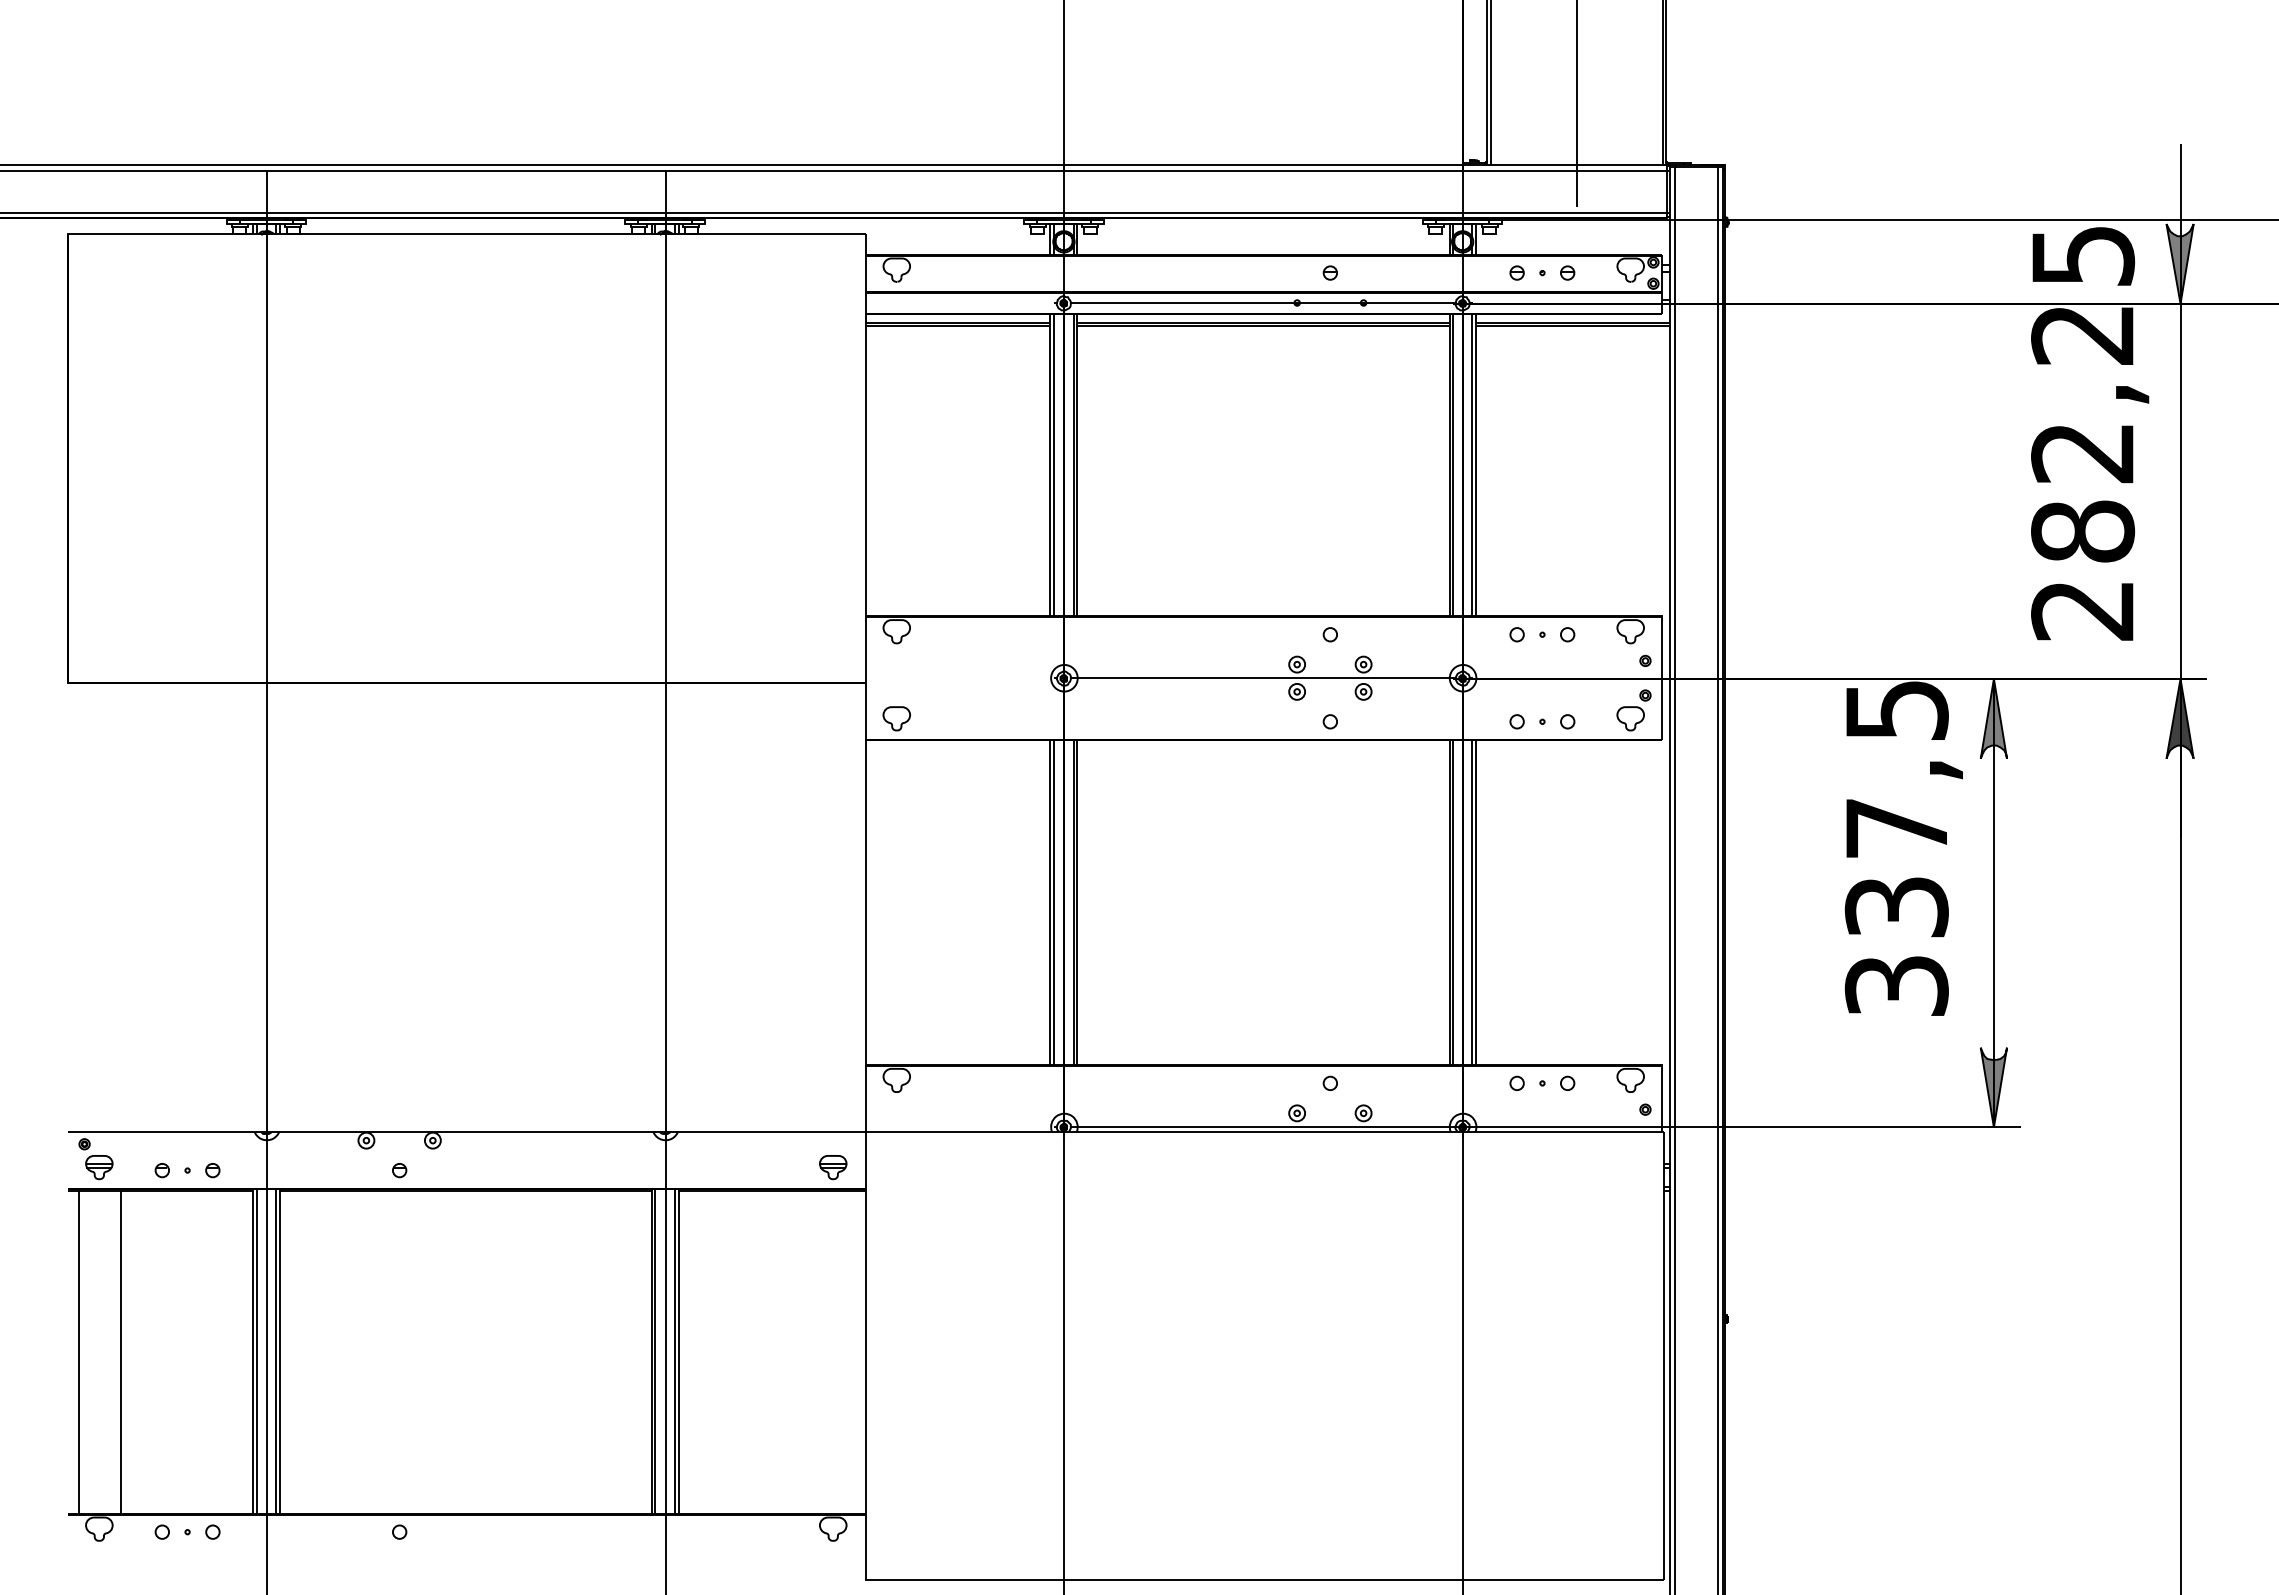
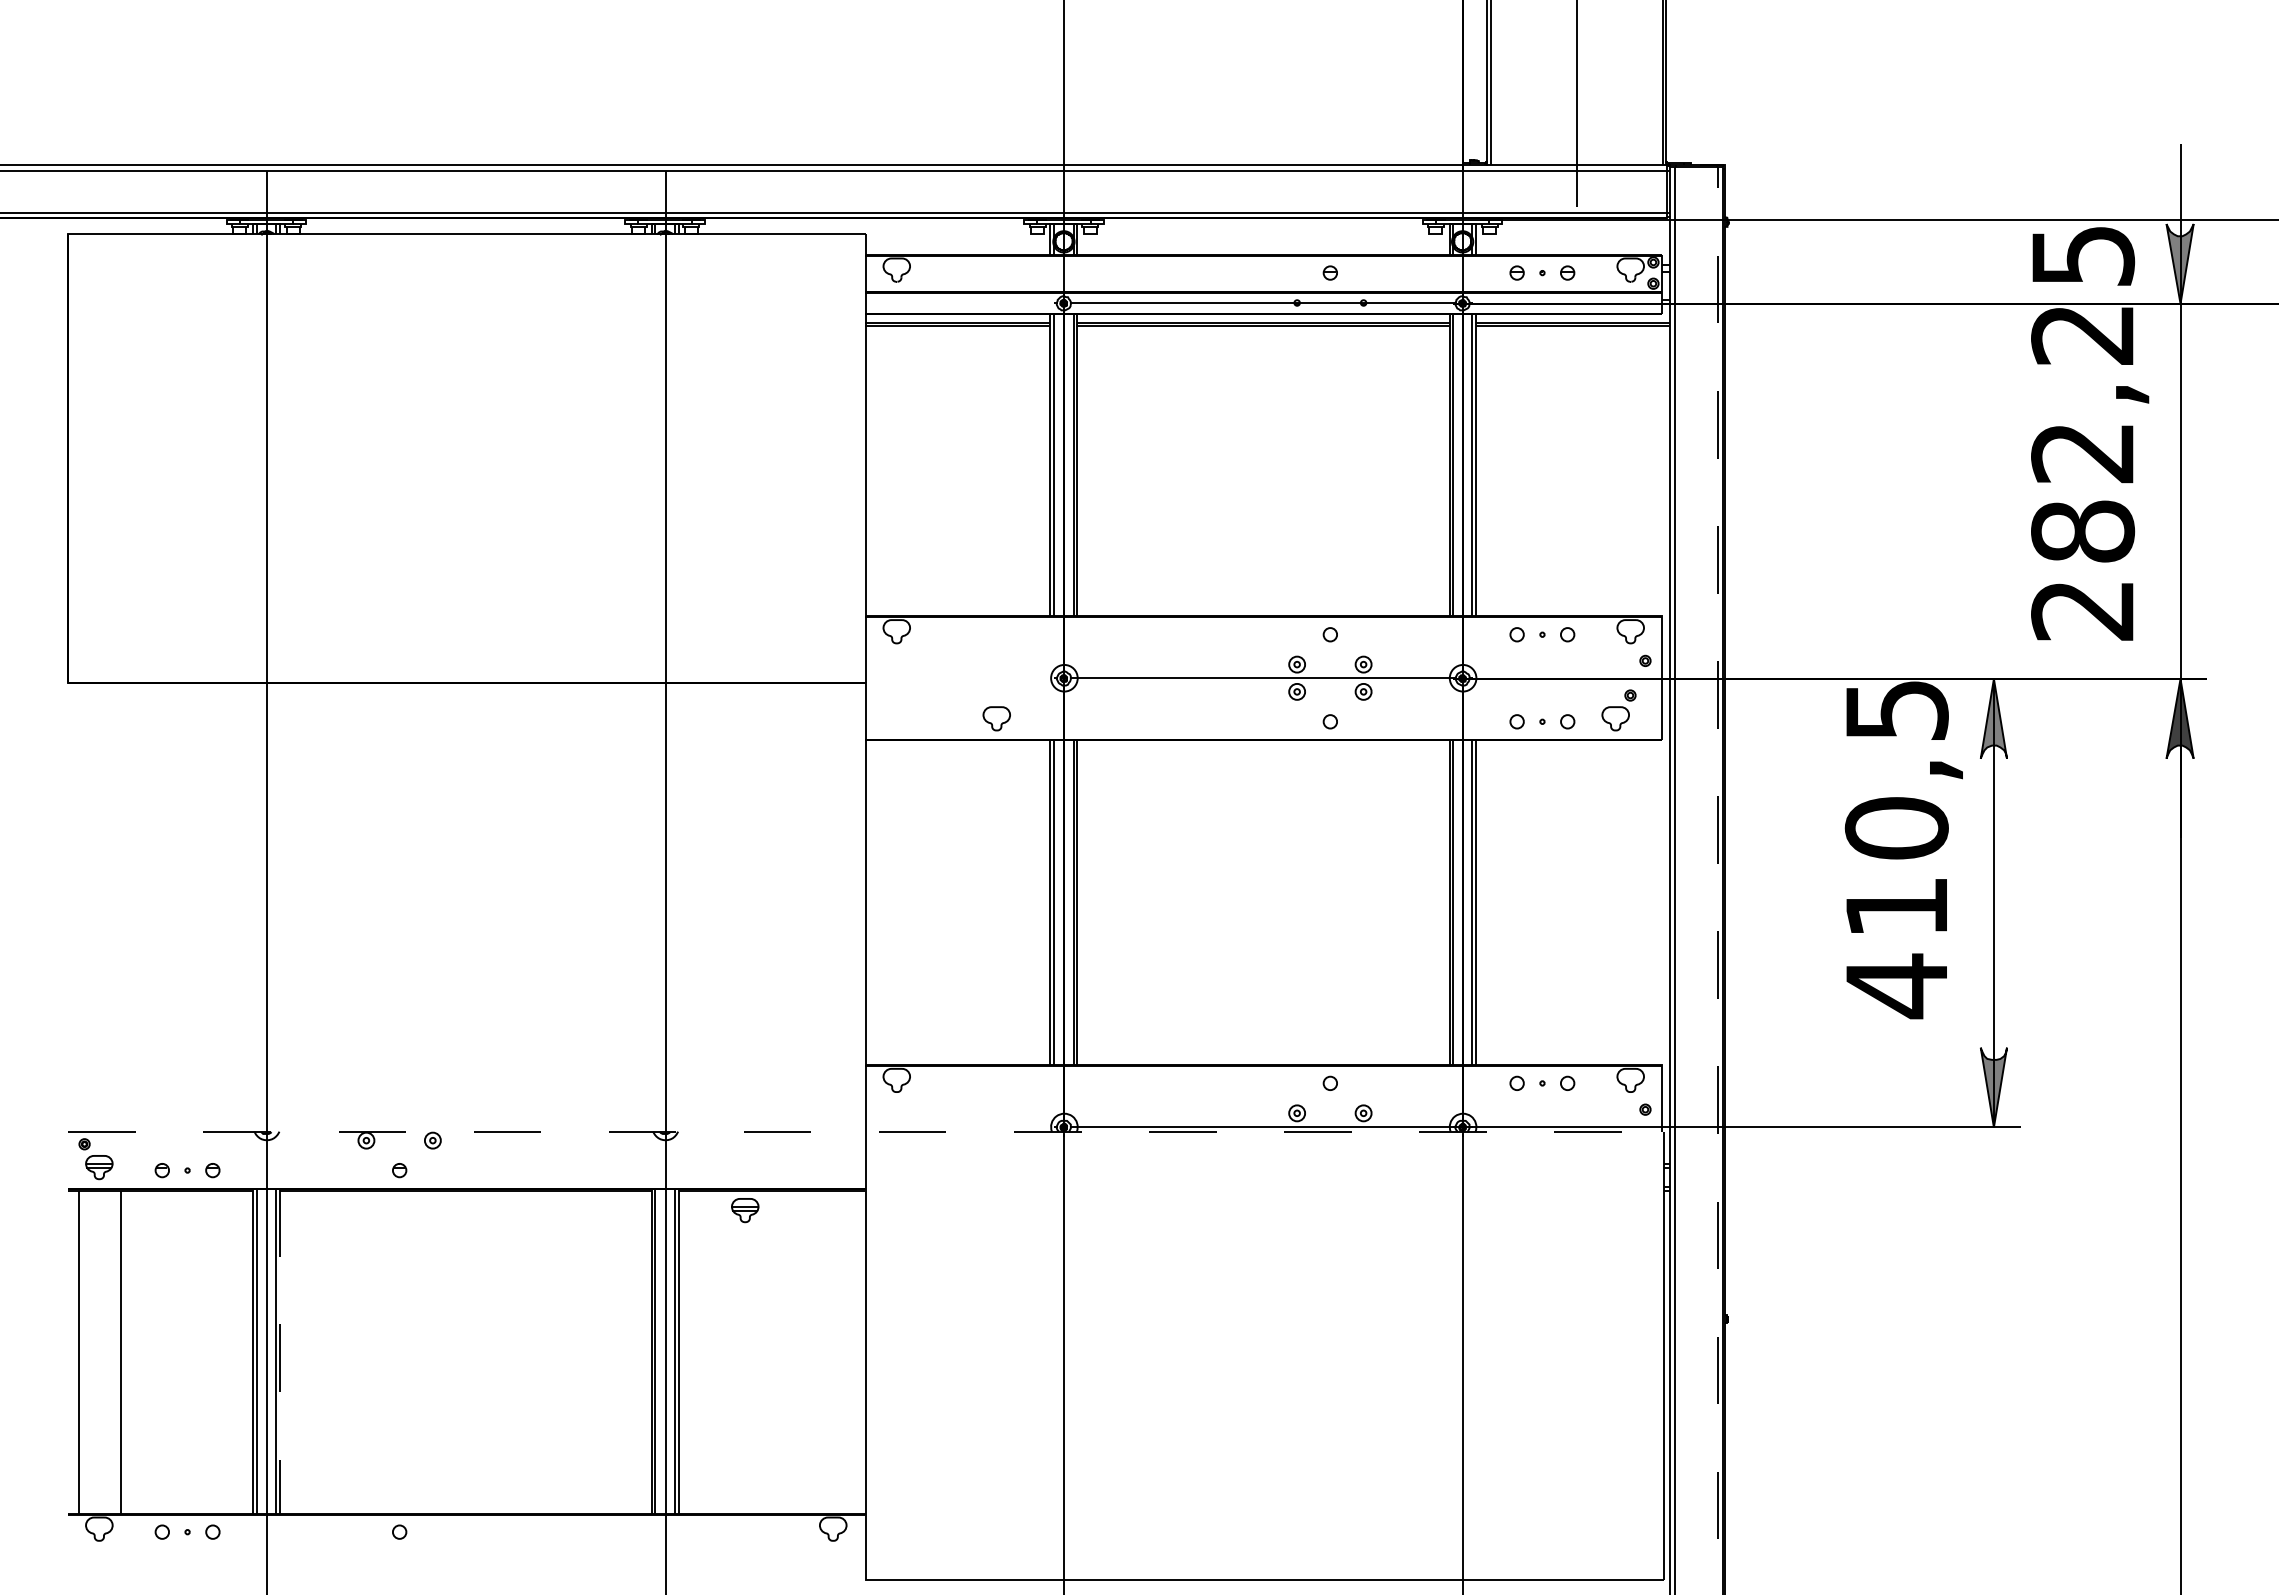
part position: (1633, 710) -> (1618, 710) (1618, 710)
part position: (896, 718) -> (996, 718) (996, 718)
line: solid -> dashed (1718, 880)
text: 337,5 -> 410,5 (1896, 908)
line: solid -> dashed (866, 1131)
part position: (833, 1167) -> (745, 1210) (745, 1210)
line: solid -> dashed (280, 1352)
